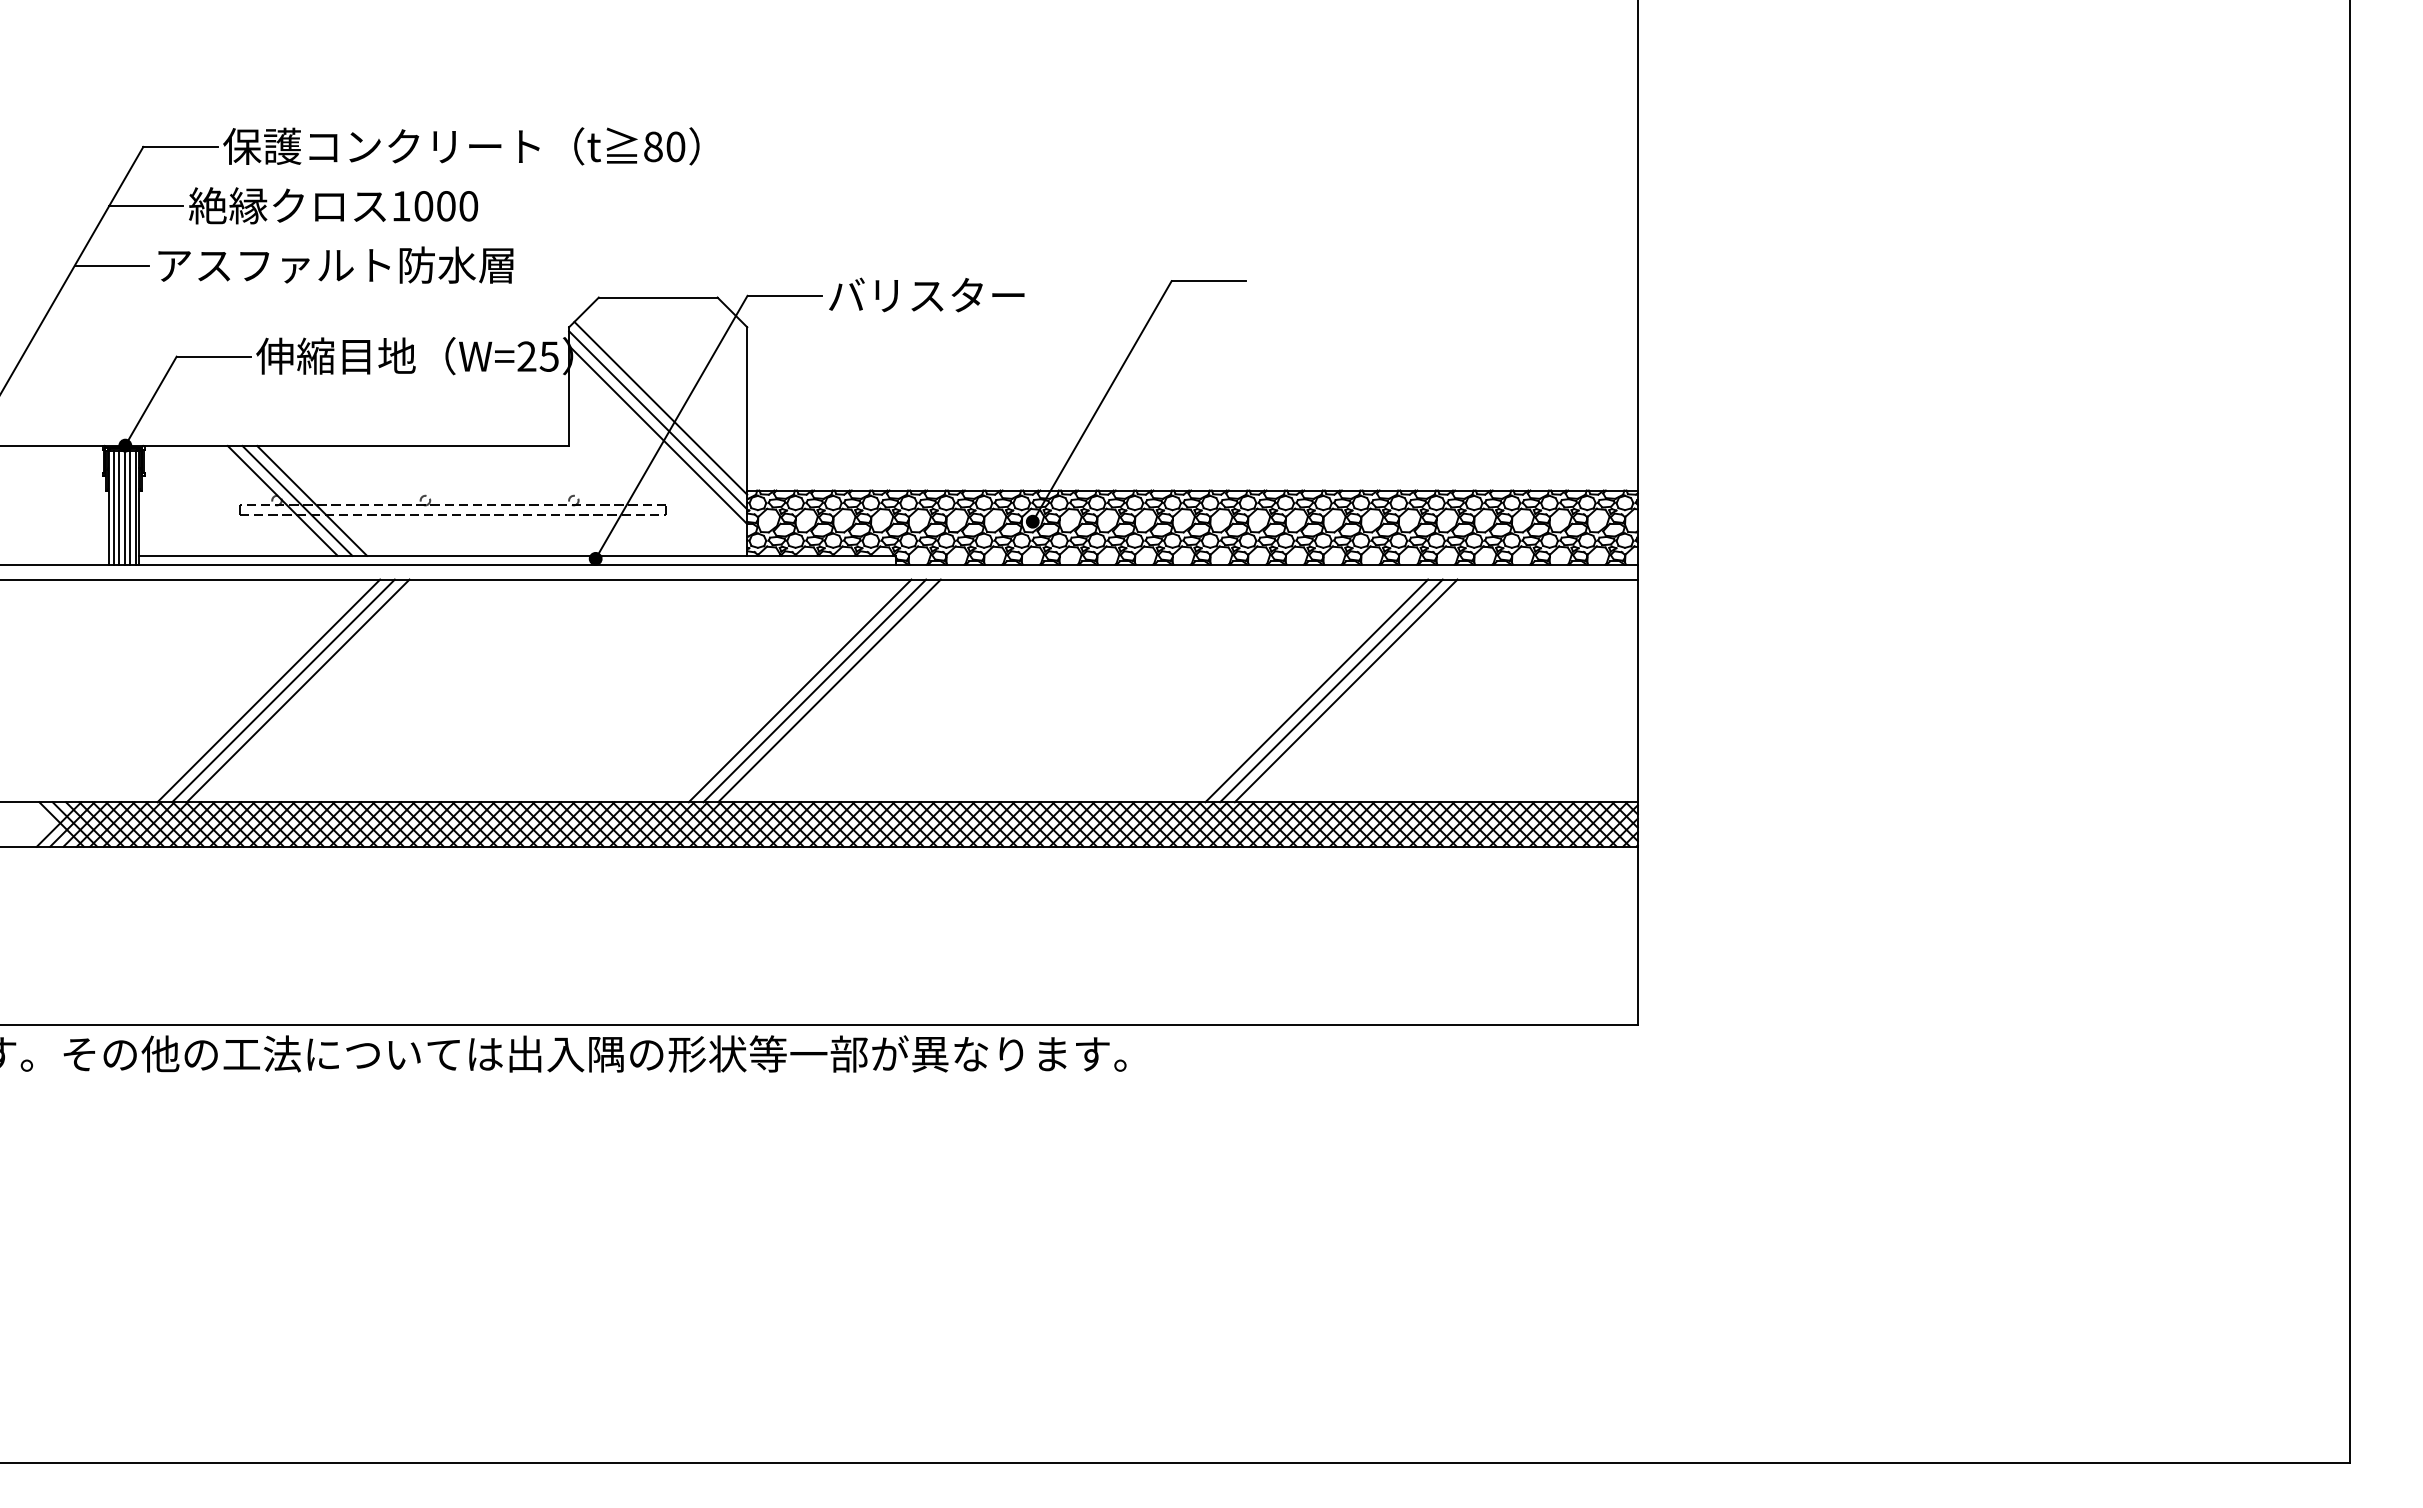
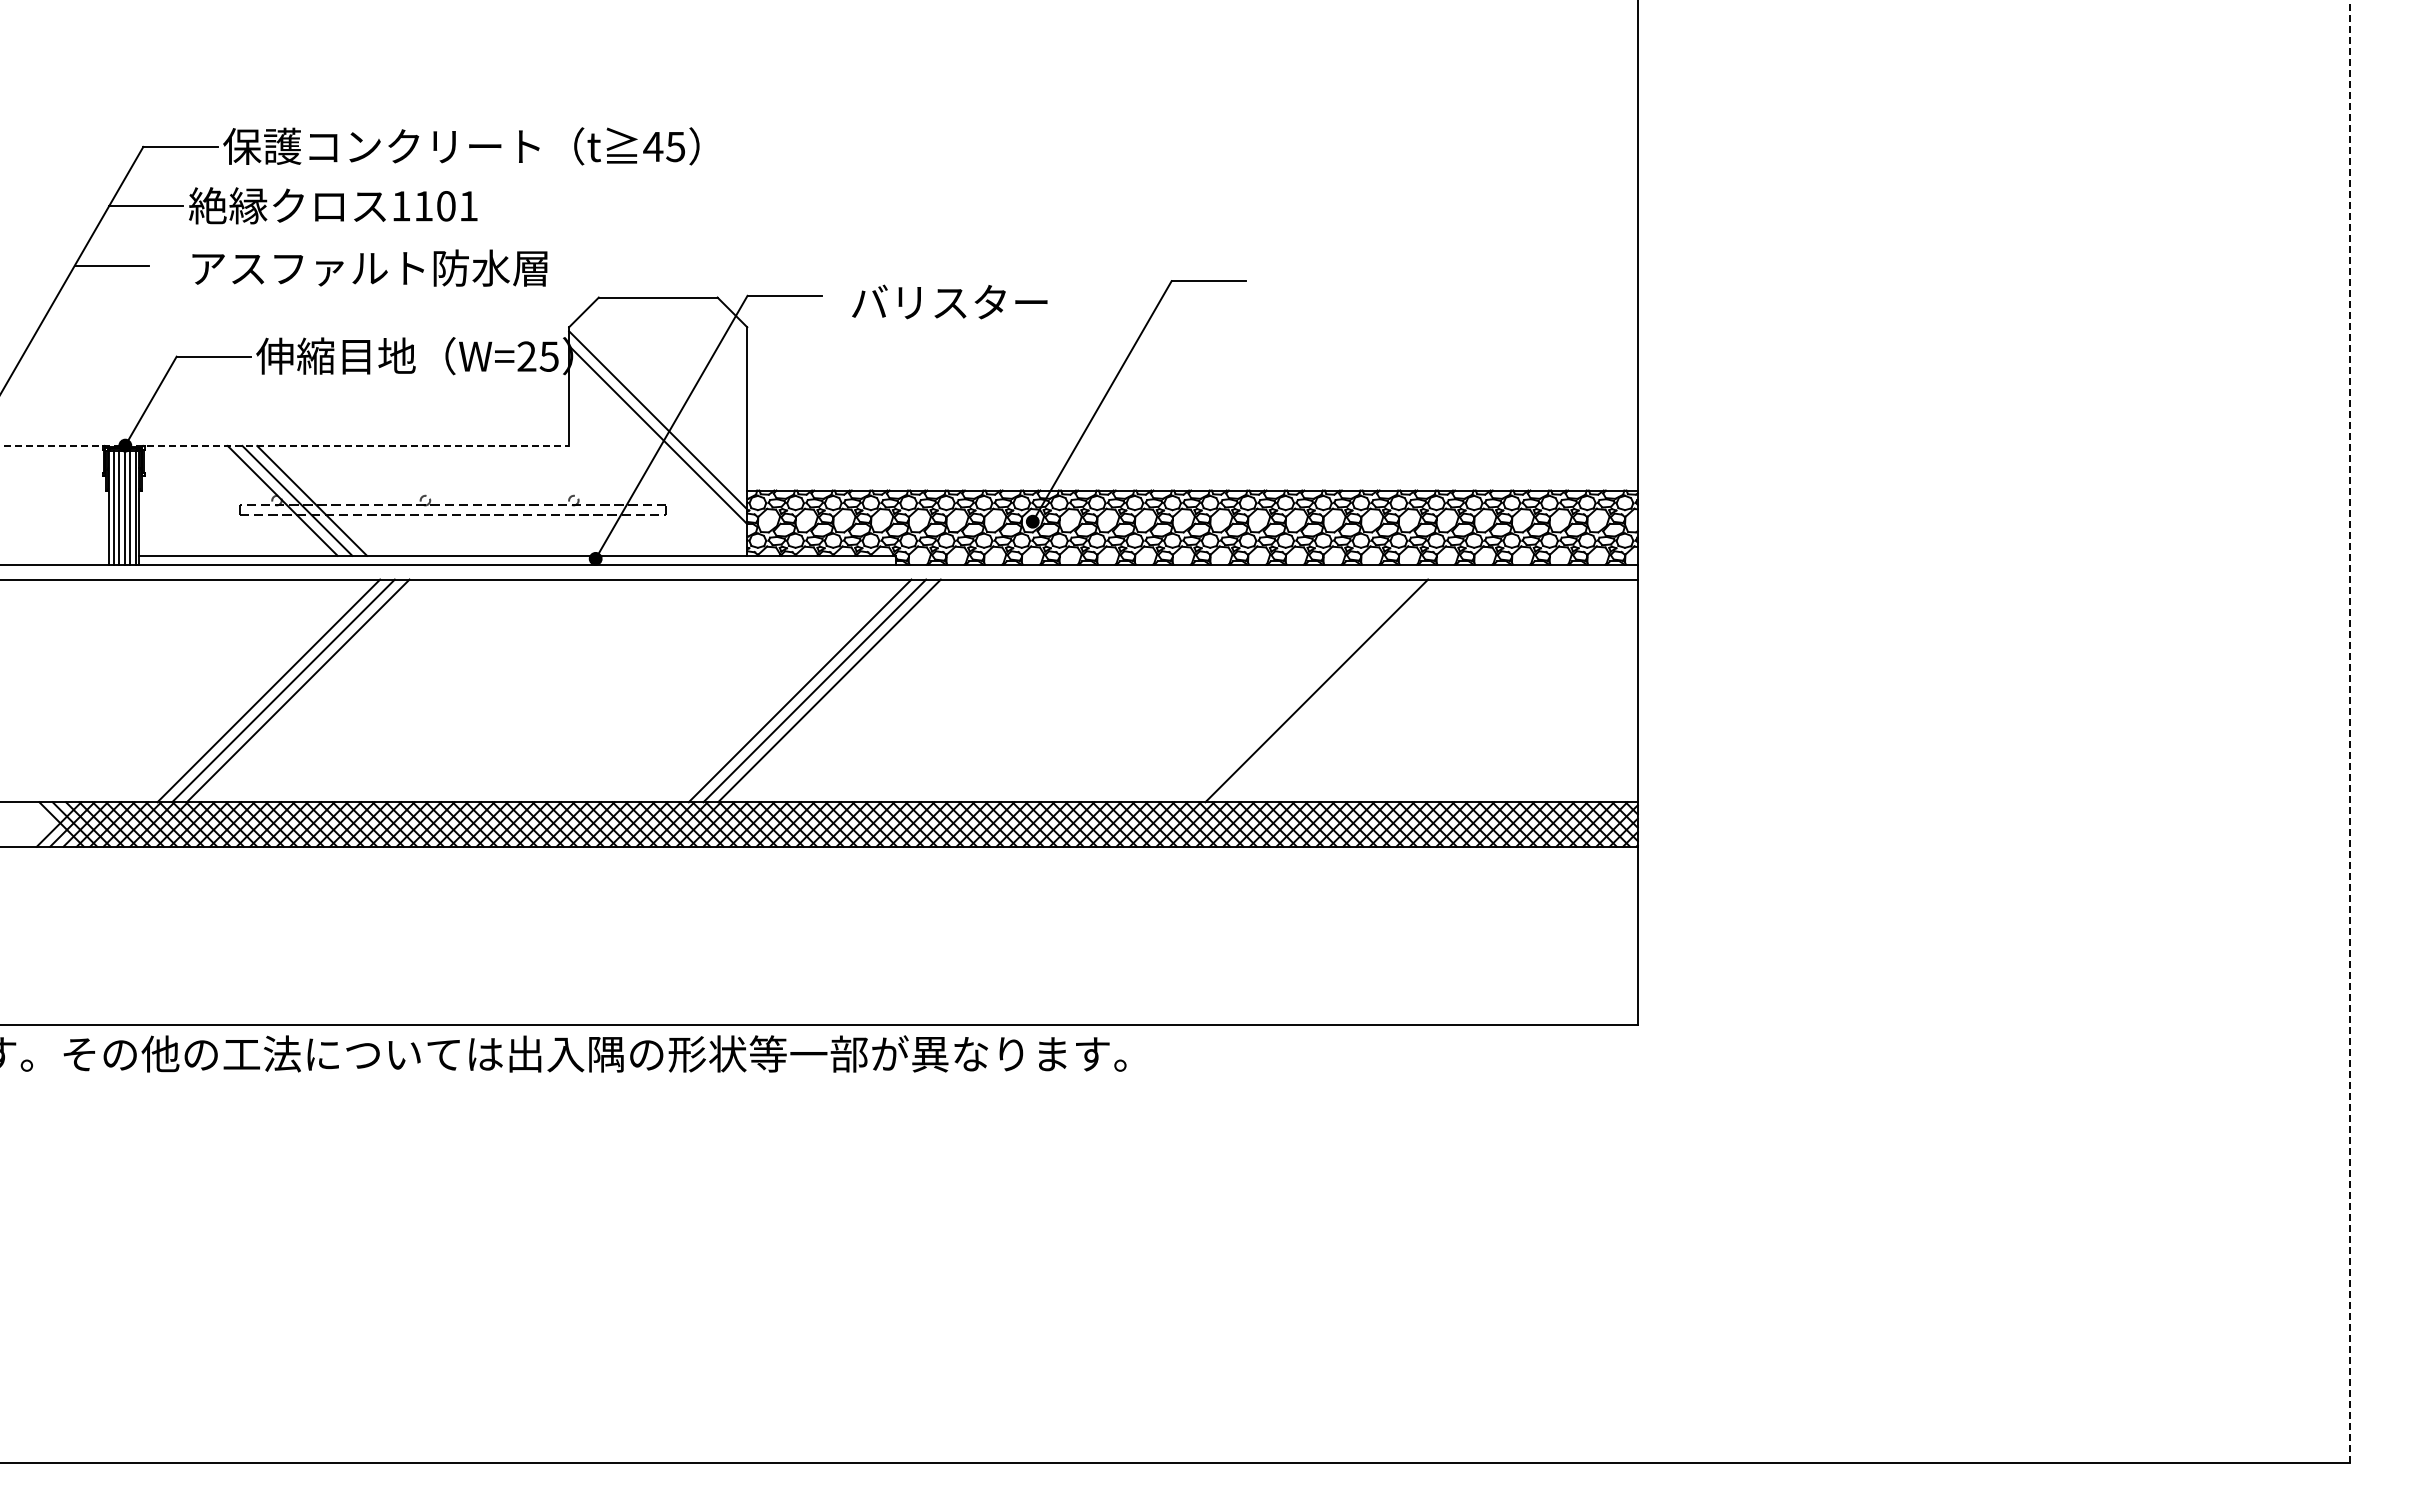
text: 80 -> 45 (664, 146)
text: 1000 -> 1101 (446, 206)
text position: (335, 264) -> (369, 267) (369, 267)
text position: (926, 294) -> (949, 301) (949, 301)
line: present -> none (660, 407)
line: solid -> dashed (285, 446)
line: present -> none (1331, 690)
line: present -> none (1345, 690)
line: solid -> dashed (2350, 731)
